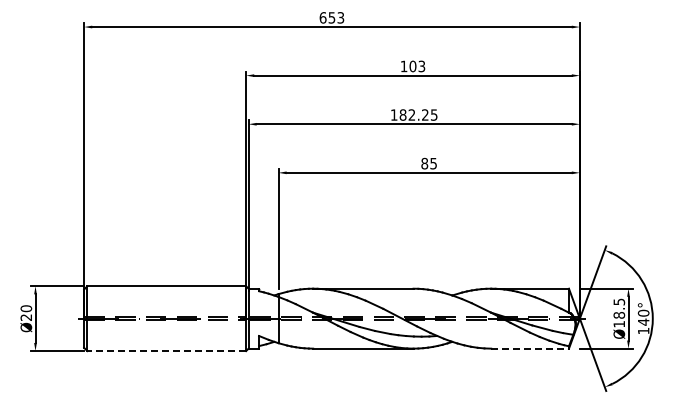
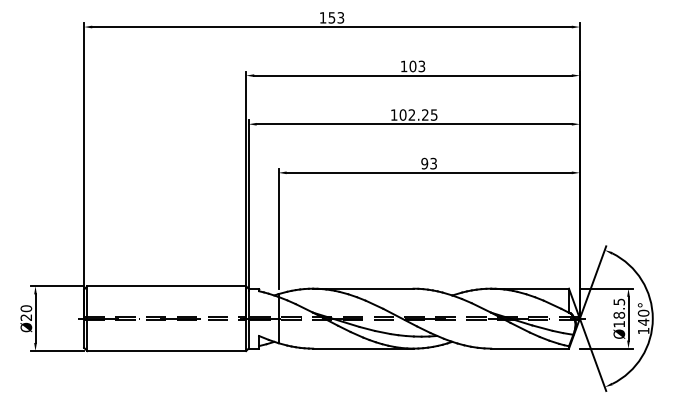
text: 653 -> 153 (322, 17)
text: 182.25 -> 102.25 (402, 114)
text: 85 -> 93 (428, 163)
line: dashed -> solid (530, 348)
line: dashed -> solid (166, 351)
